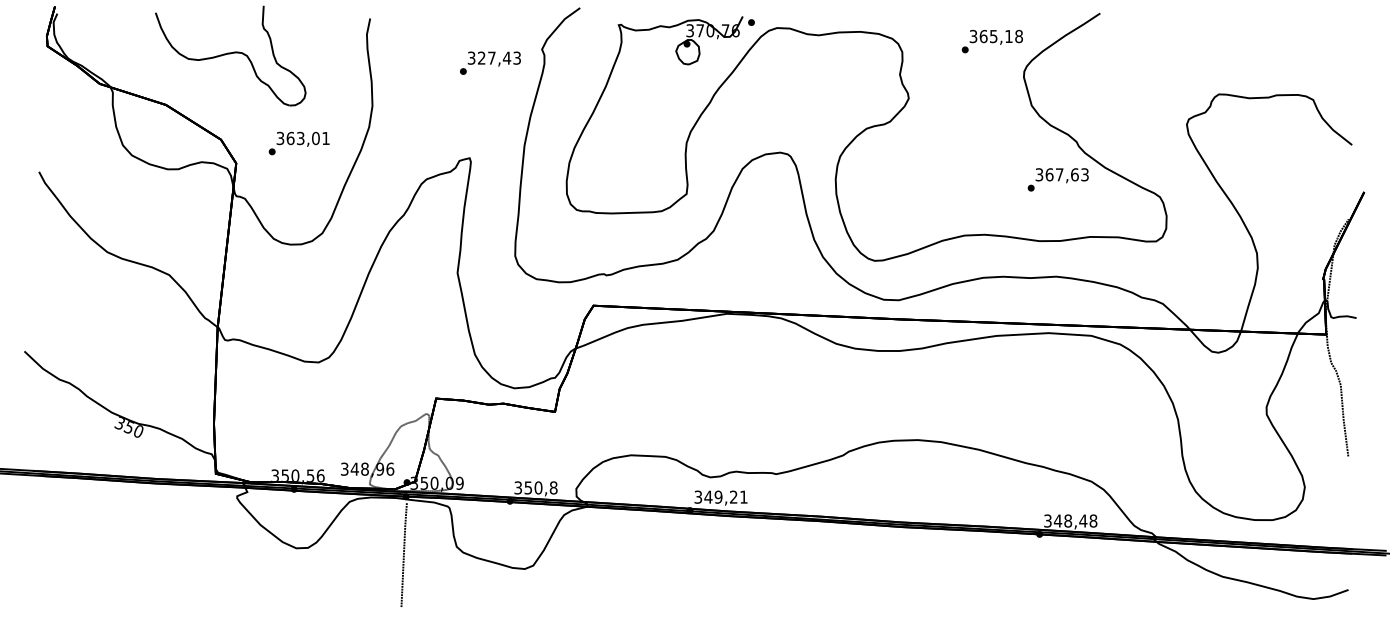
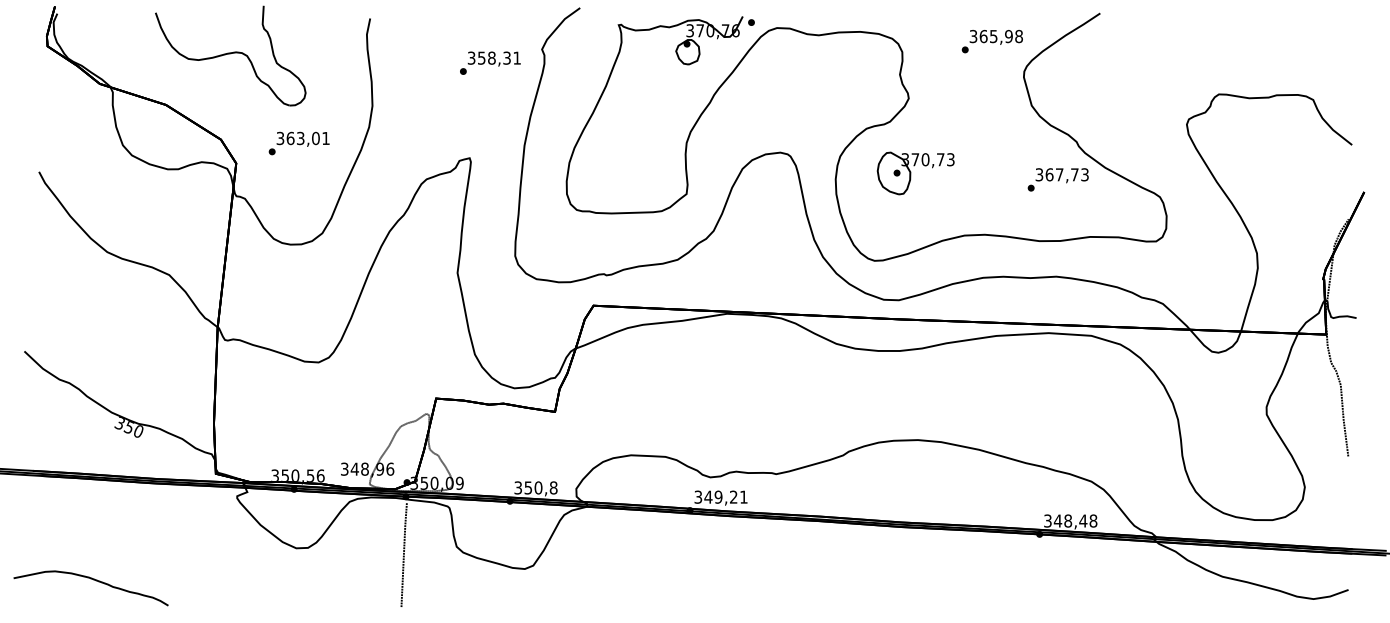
text: 365,18 -> 365,98 (1008, 36)
text: 327,43 -> 358,31 (499, 57)
part: none -> present (915, 173)
text: 367,63 -> 367,73 (1074, 174)
part: none -> present (93, 580)
